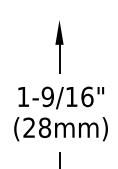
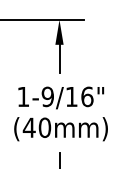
line: none -> present (43, 19)
text: (28mm) -> (40mm) (36, 127)
